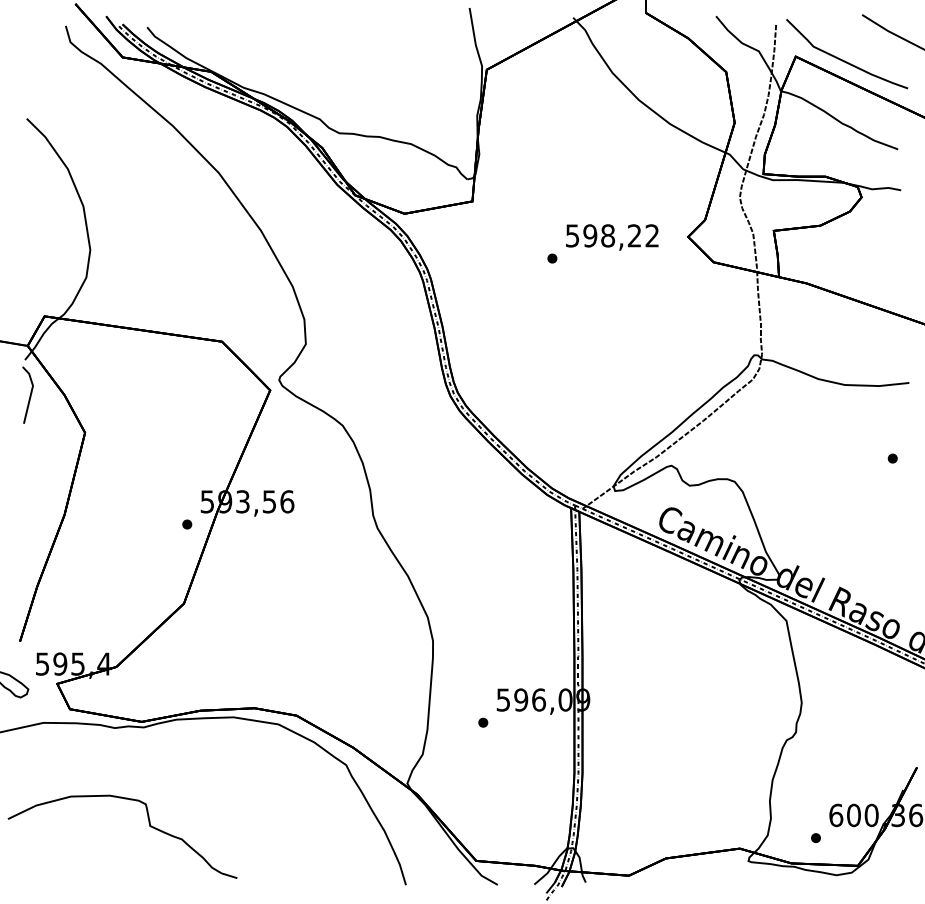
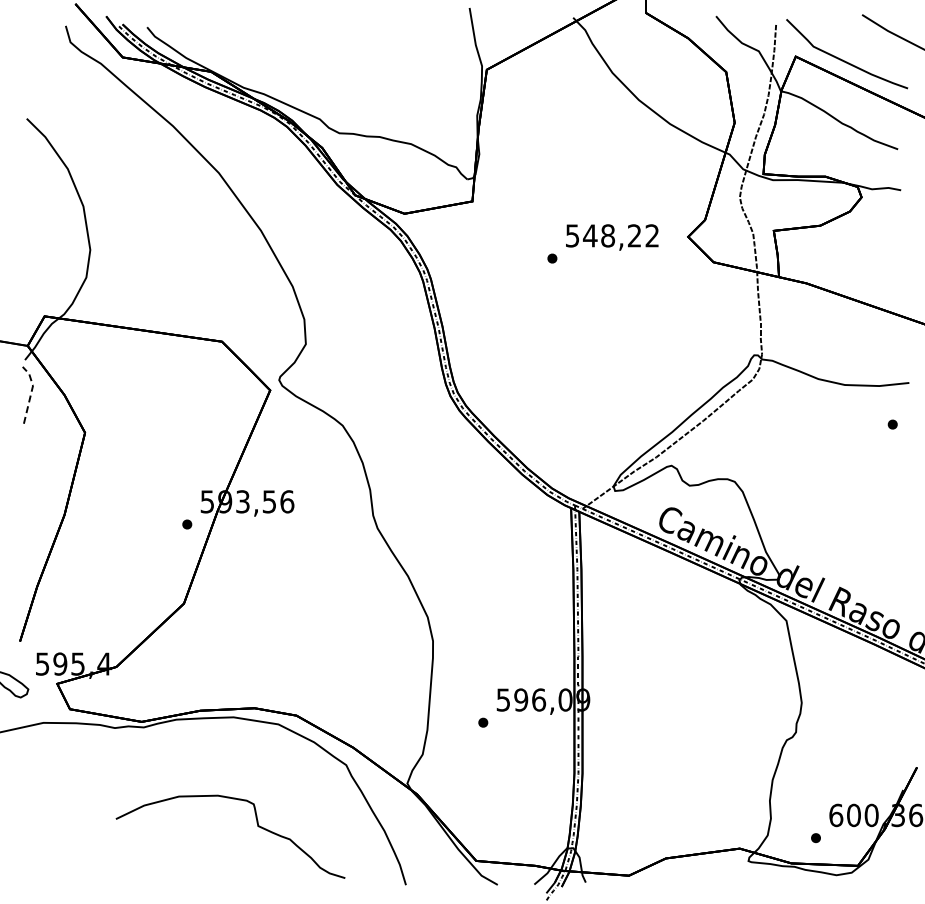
text: 598,22 -> 548,22 (590, 235)
line: solid -> dashed (31, 392)
part position: (892, 458) -> (892, 424) (892, 424)
curve position: (149, 826) -> (257, 826) (257, 826)
